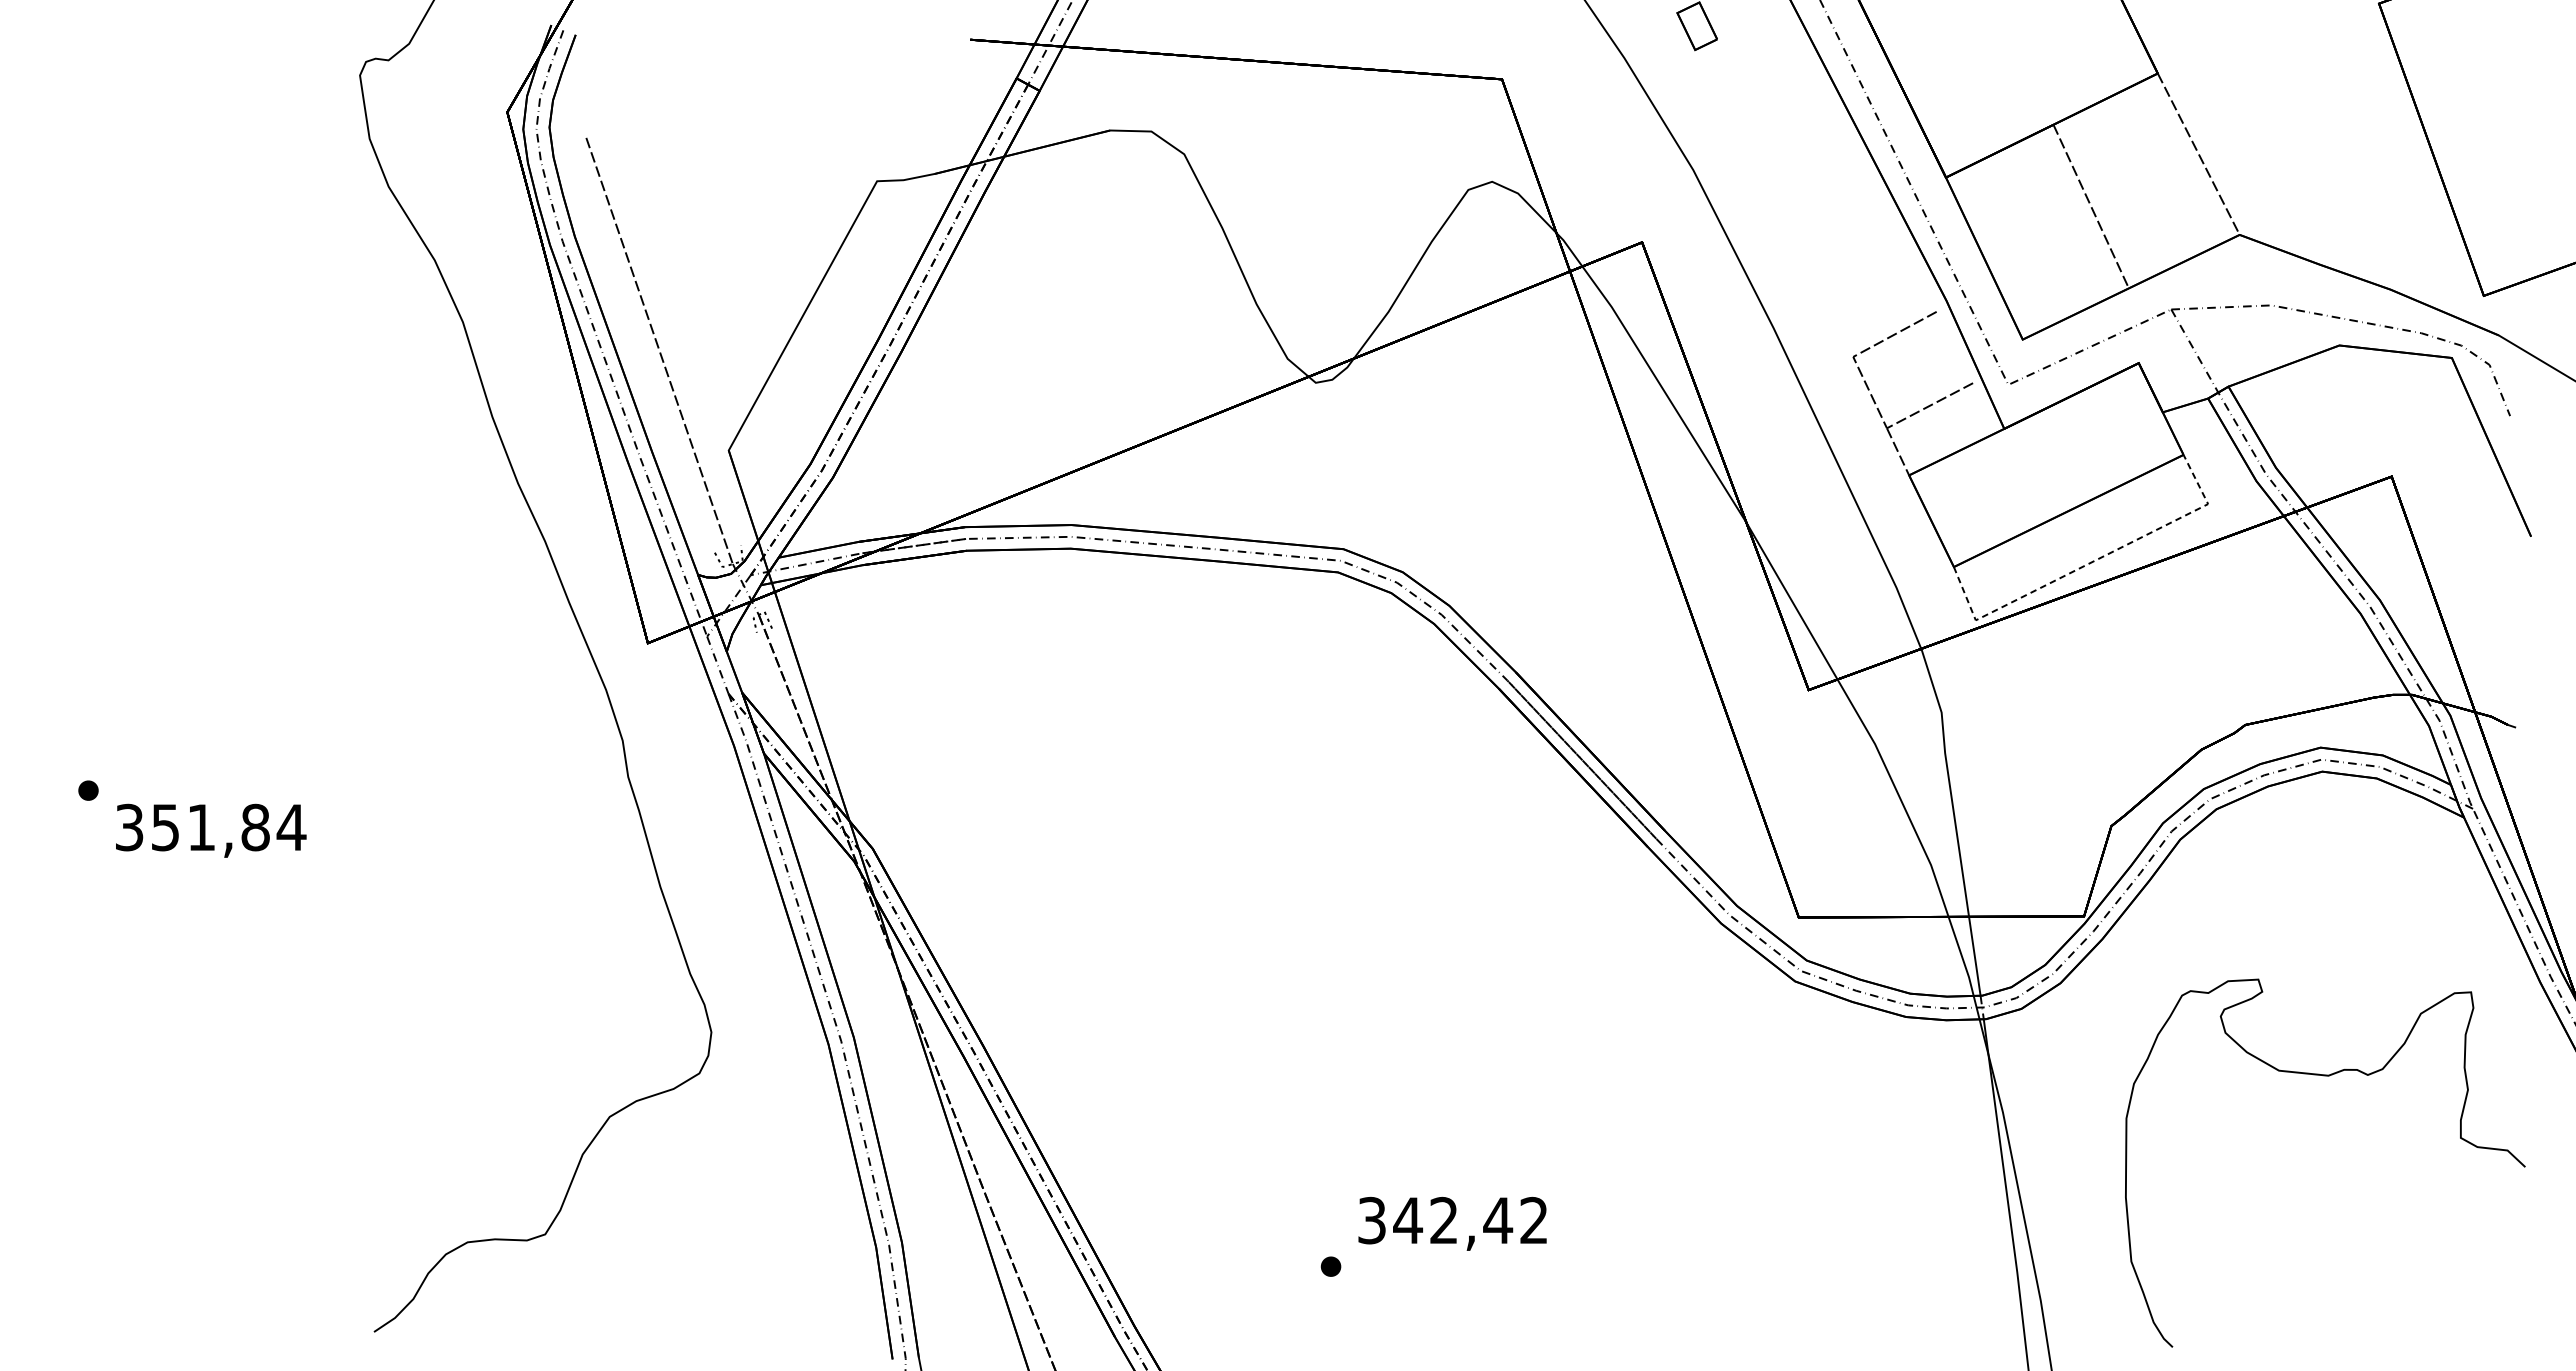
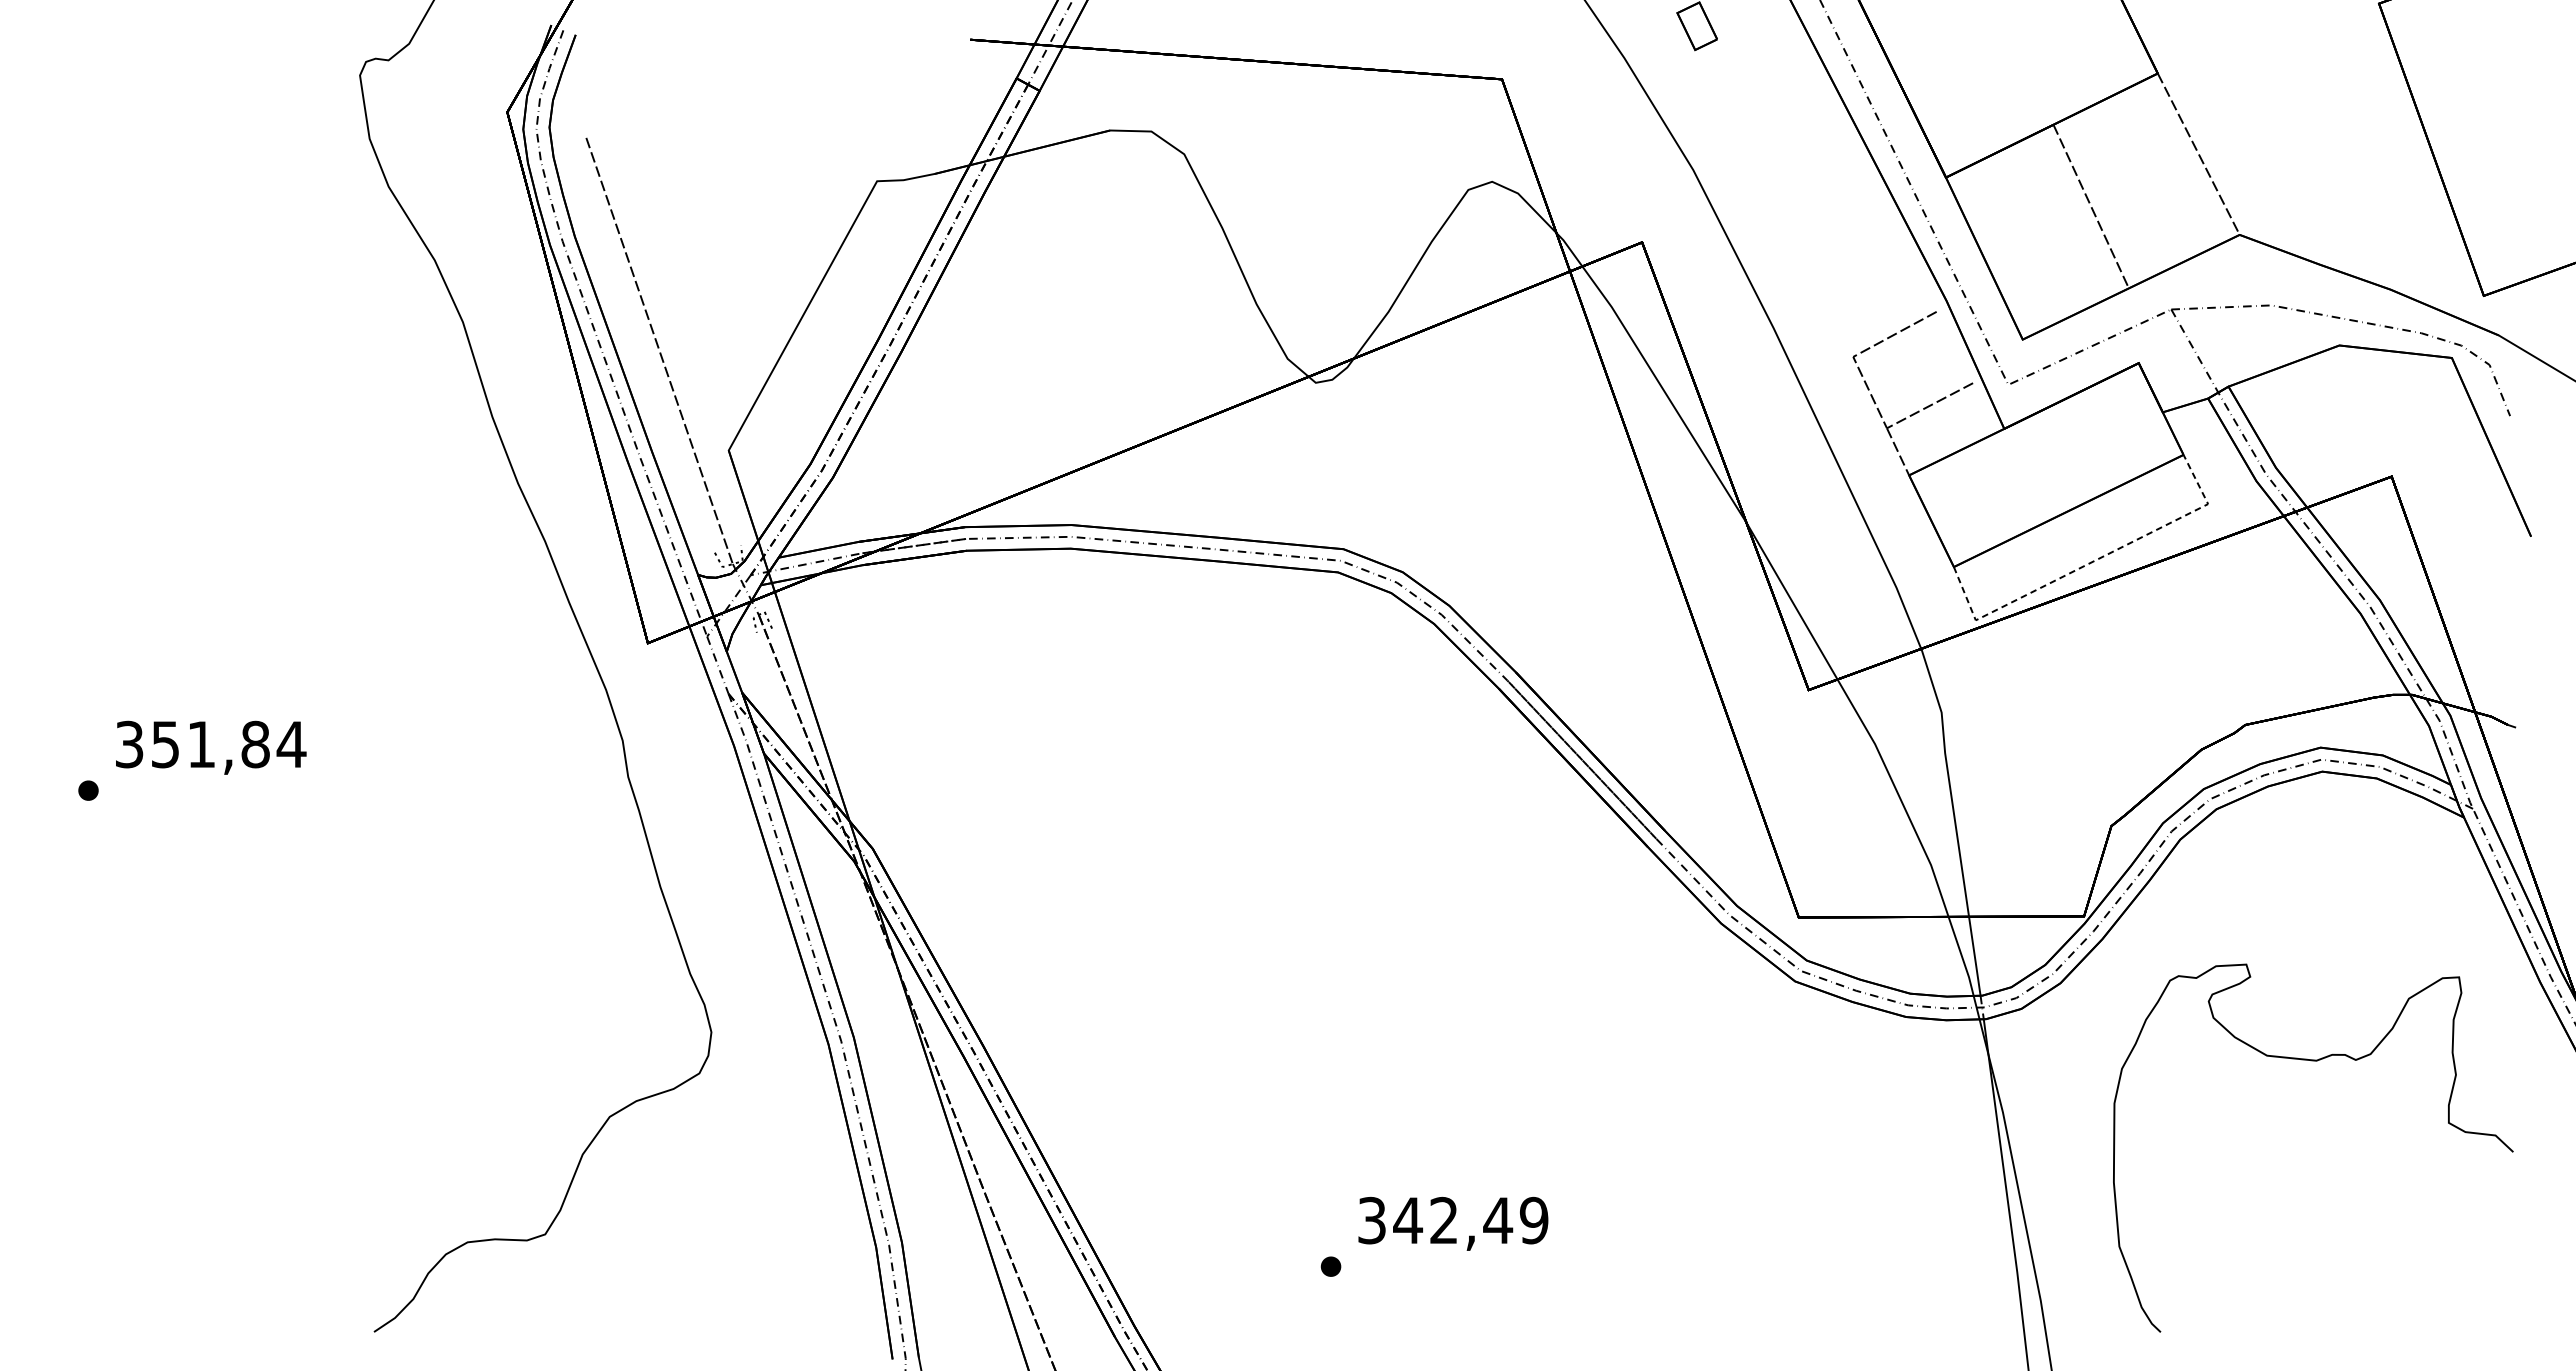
text position: (211, 830) -> (211, 747) (211, 747)
curve position: (2325, 1076) -> (2313, 1061) (2313, 1061)
text: 342,42 -> 342,49 (1533, 1220)
